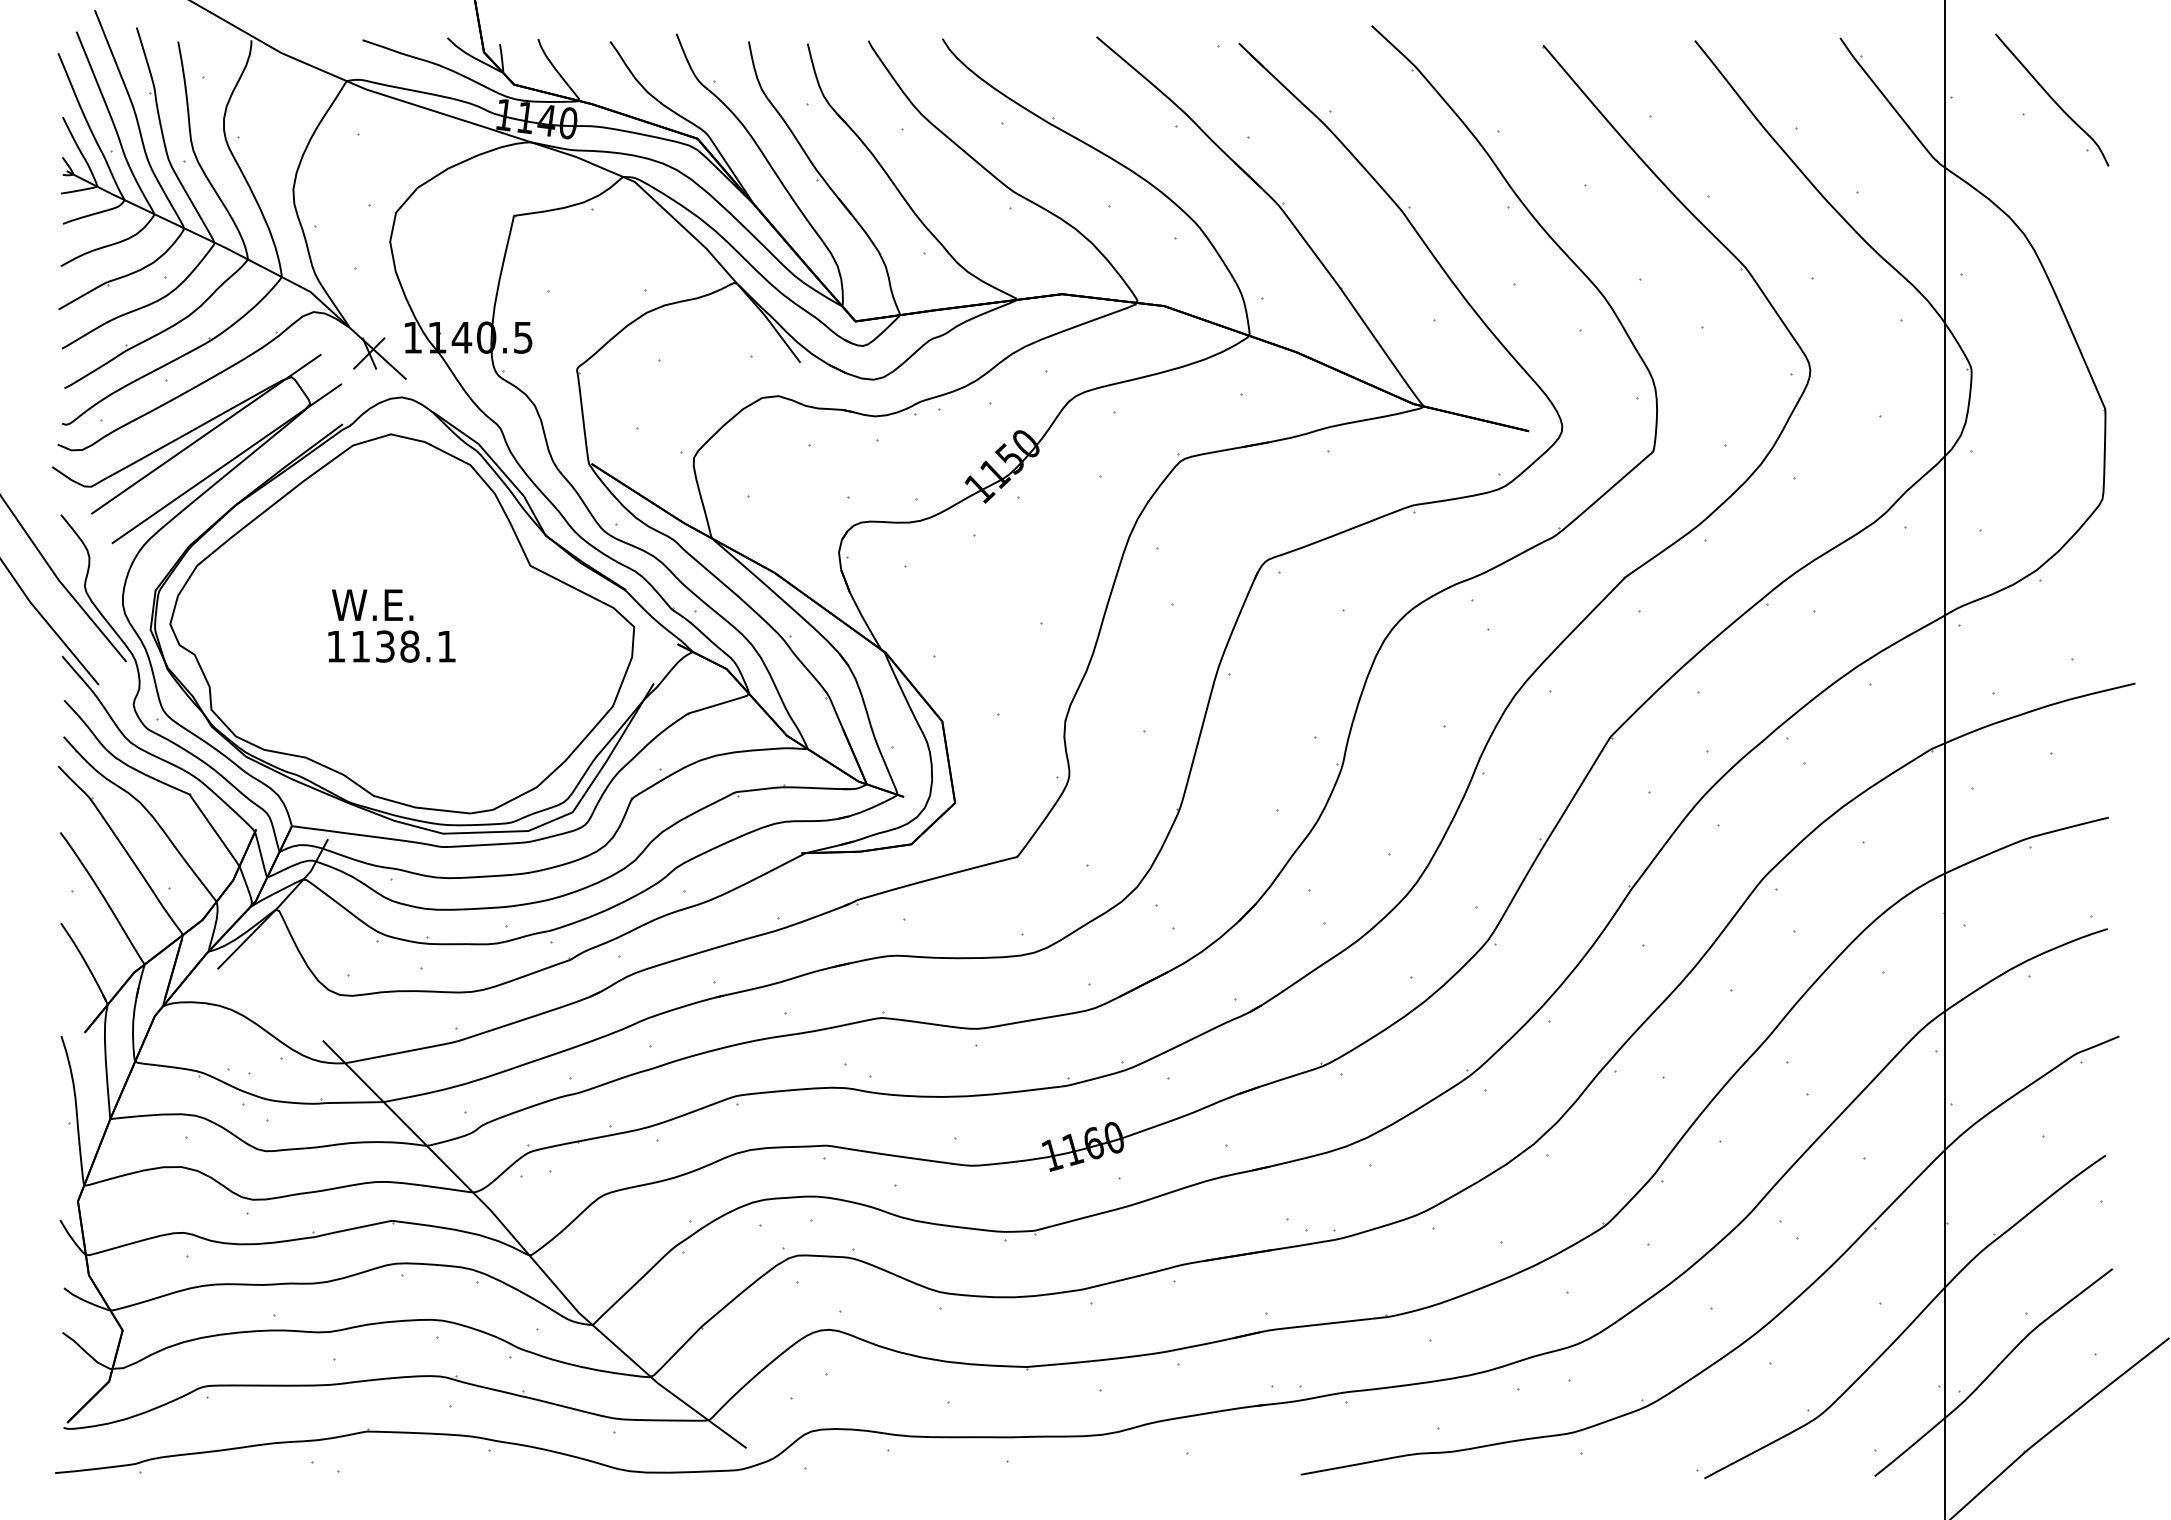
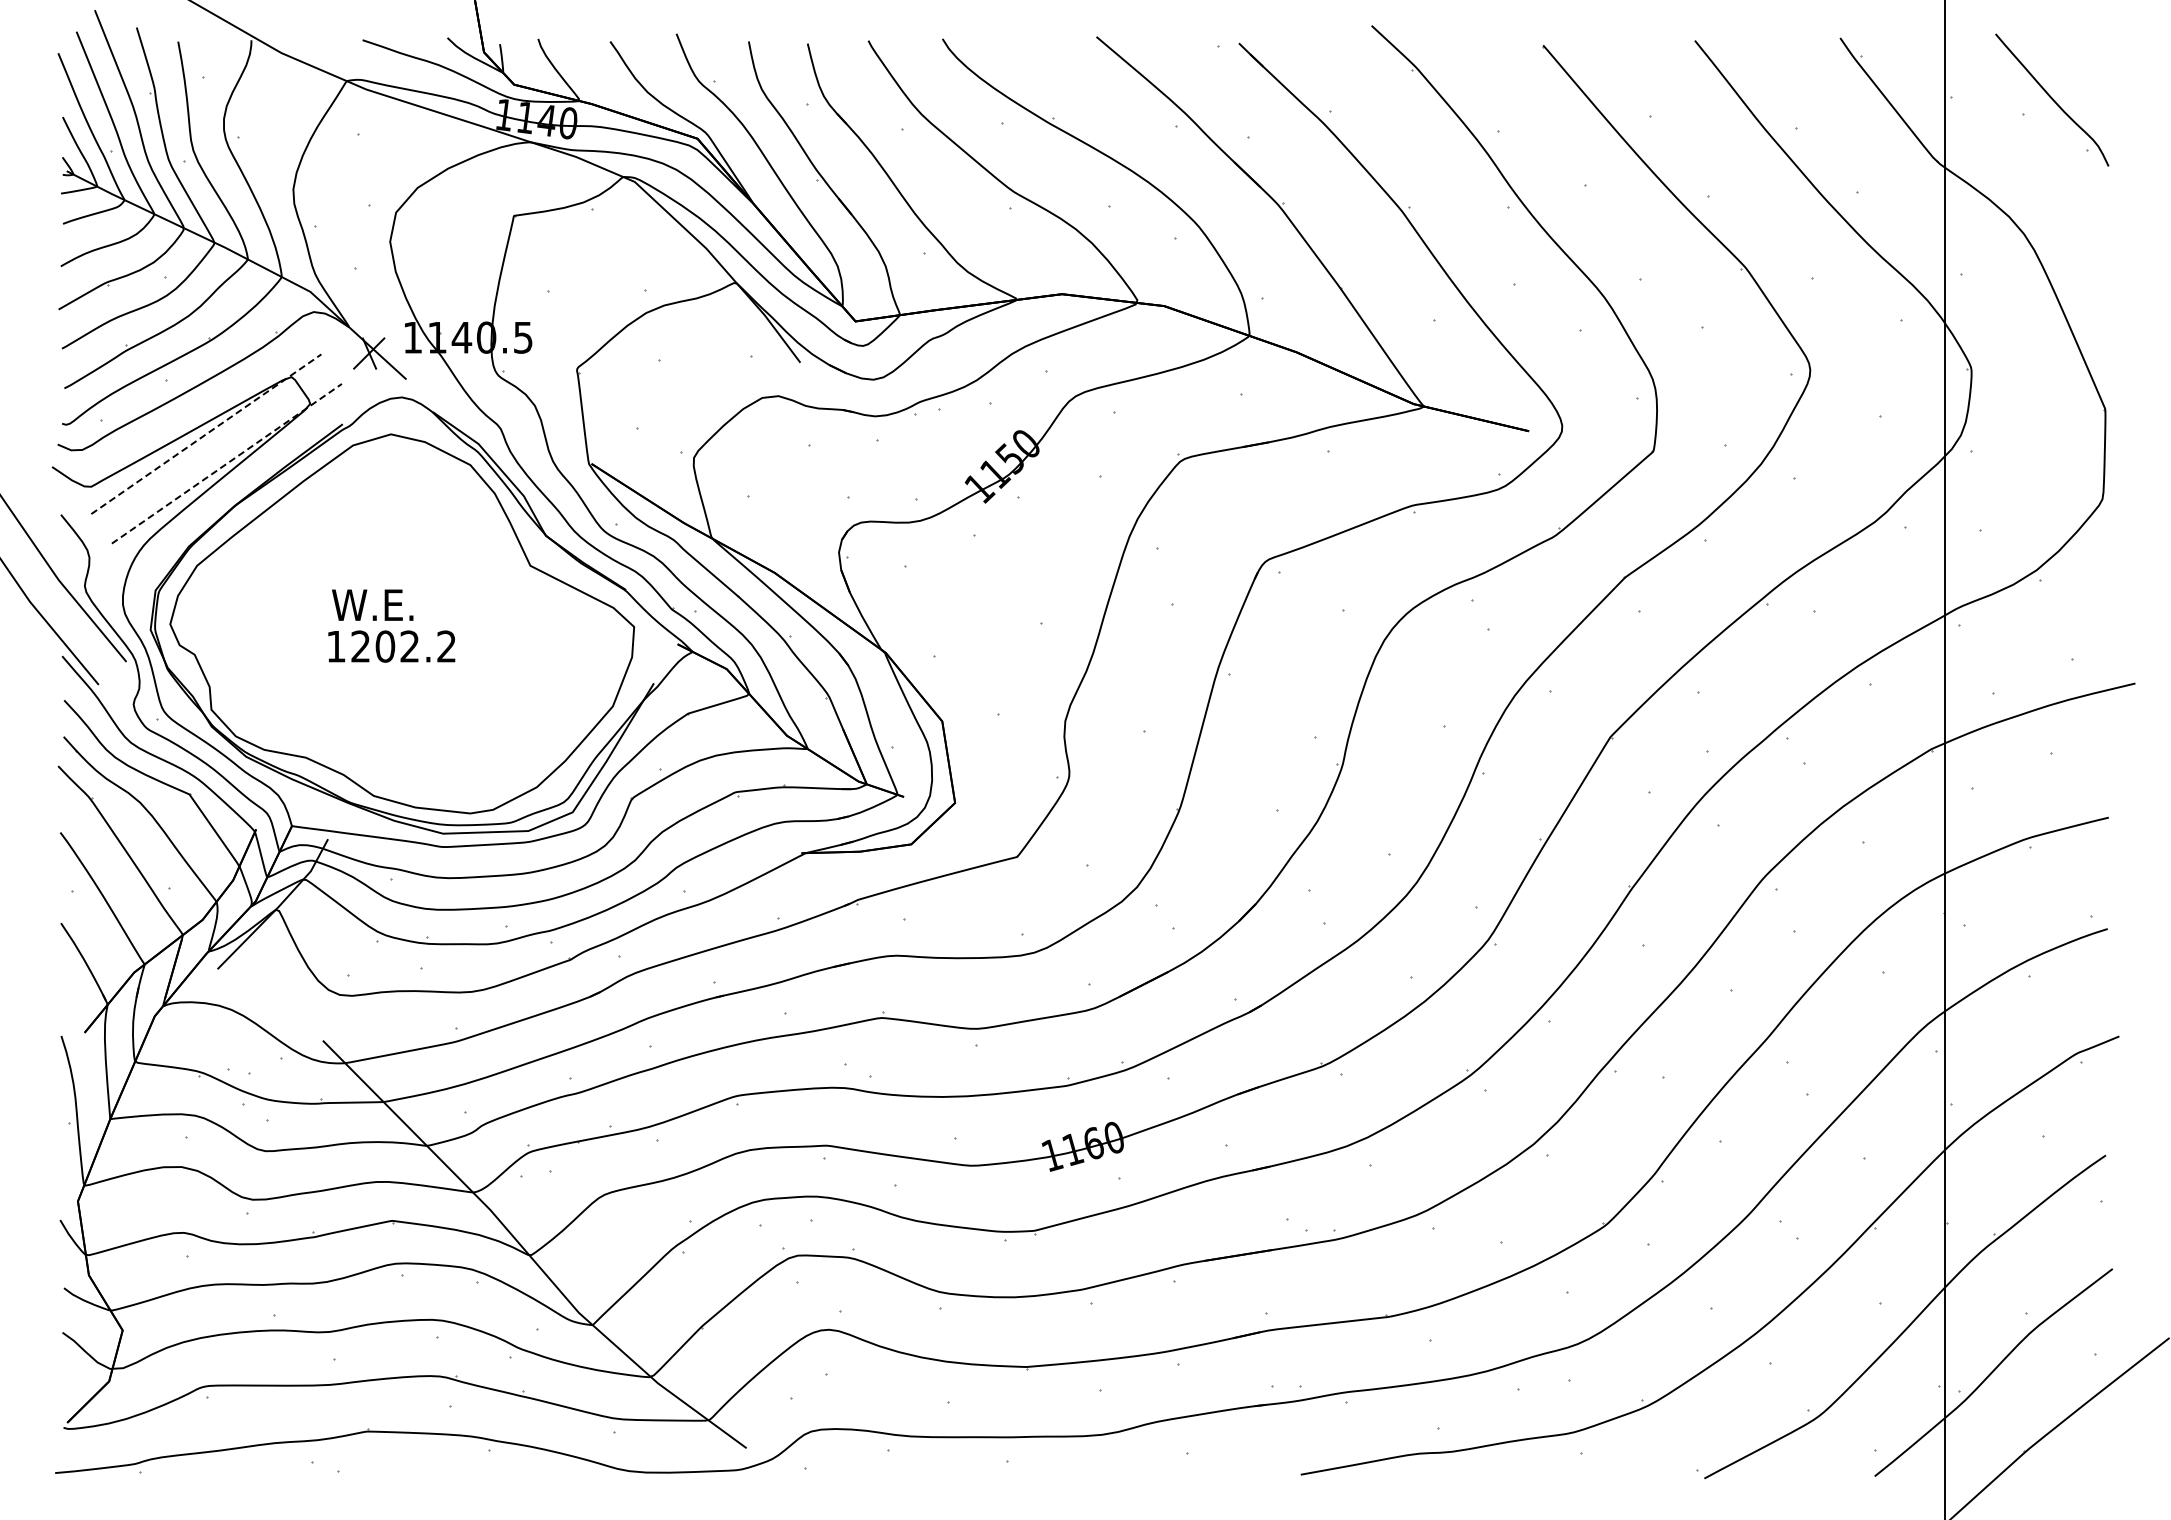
line: solid -> dashed (206, 433)
line: solid -> dashed (227, 463)
text: 1138.1 -> 1202.2 (403, 646)
